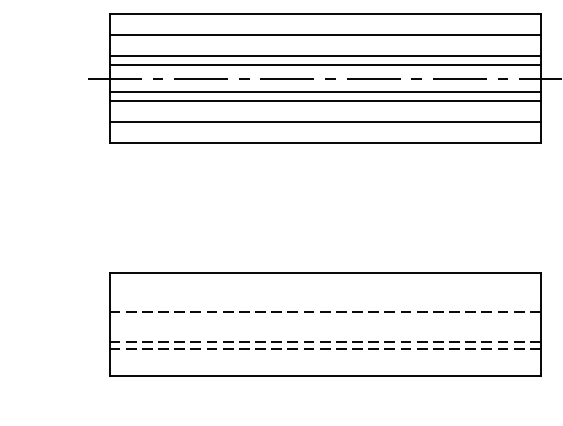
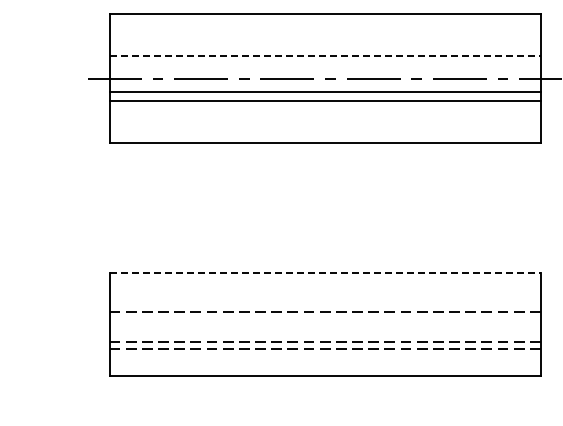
line: present -> none (324, 35)
line: solid -> dashed (325, 56)
line: present -> none (324, 64)
line: present -> none (324, 121)
line: solid -> dashed (325, 272)
